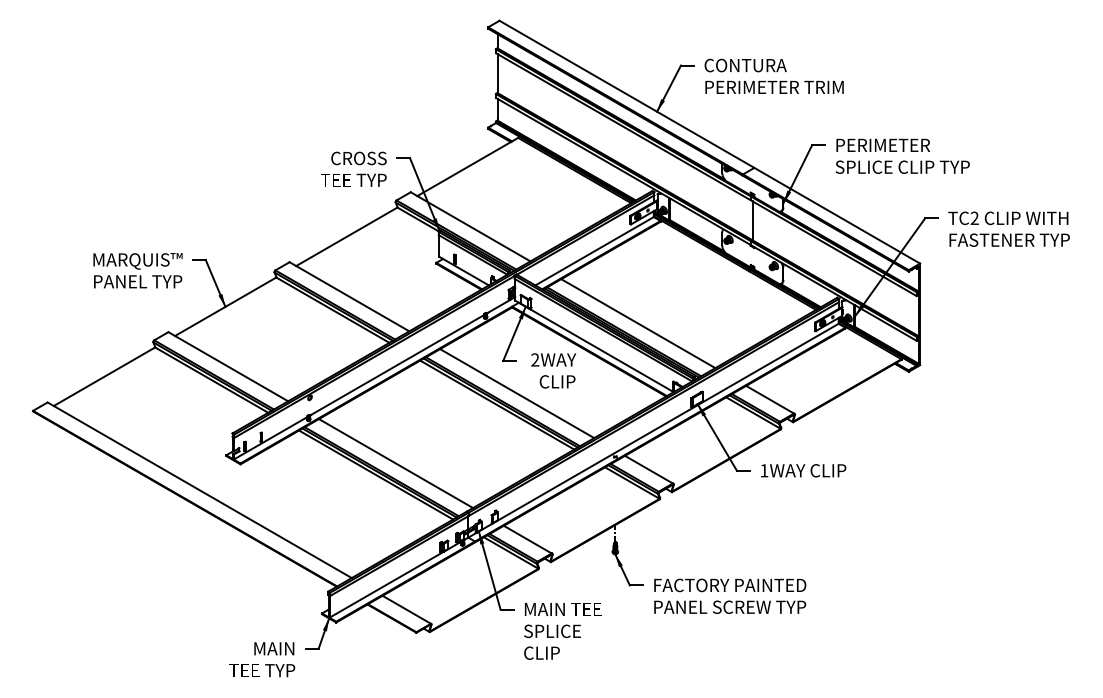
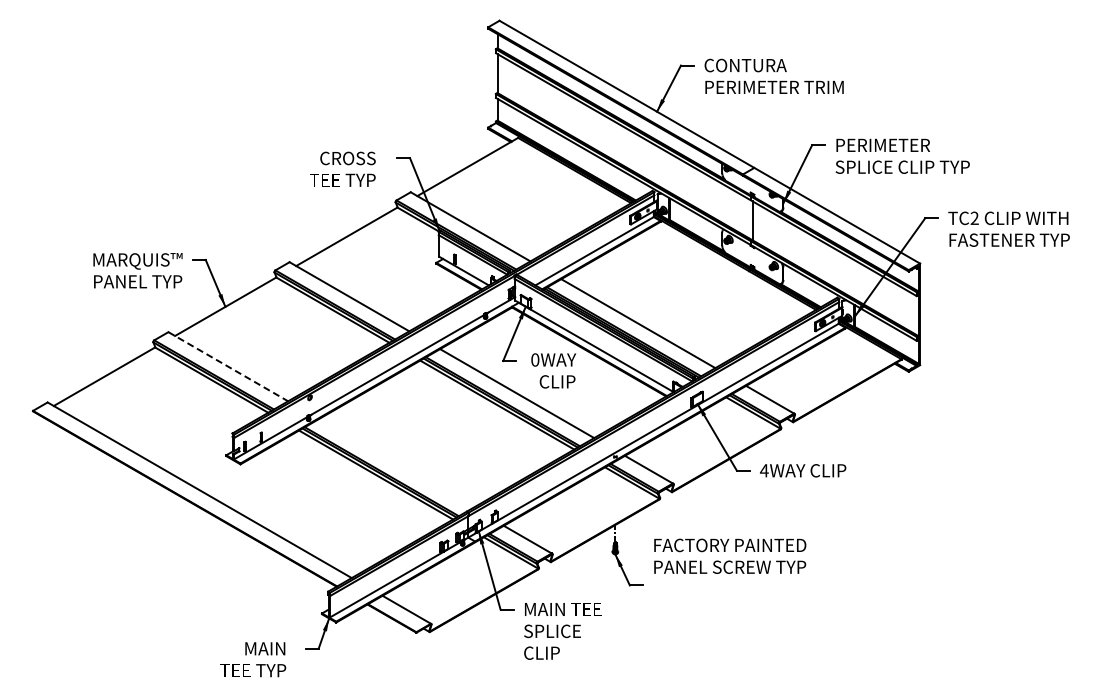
text position: (353, 168) -> (342, 168) (342, 168)
text: 2WAY -> 0WAY (535, 359)
line: solid -> dashed (228, 366)
line: present -> none (395, 463)
text: 1WAY -> 4WAY (764, 470)
text position: (730, 595) -> (730, 555) (730, 555)
text position: (262, 659) -> (253, 659) (253, 659)
